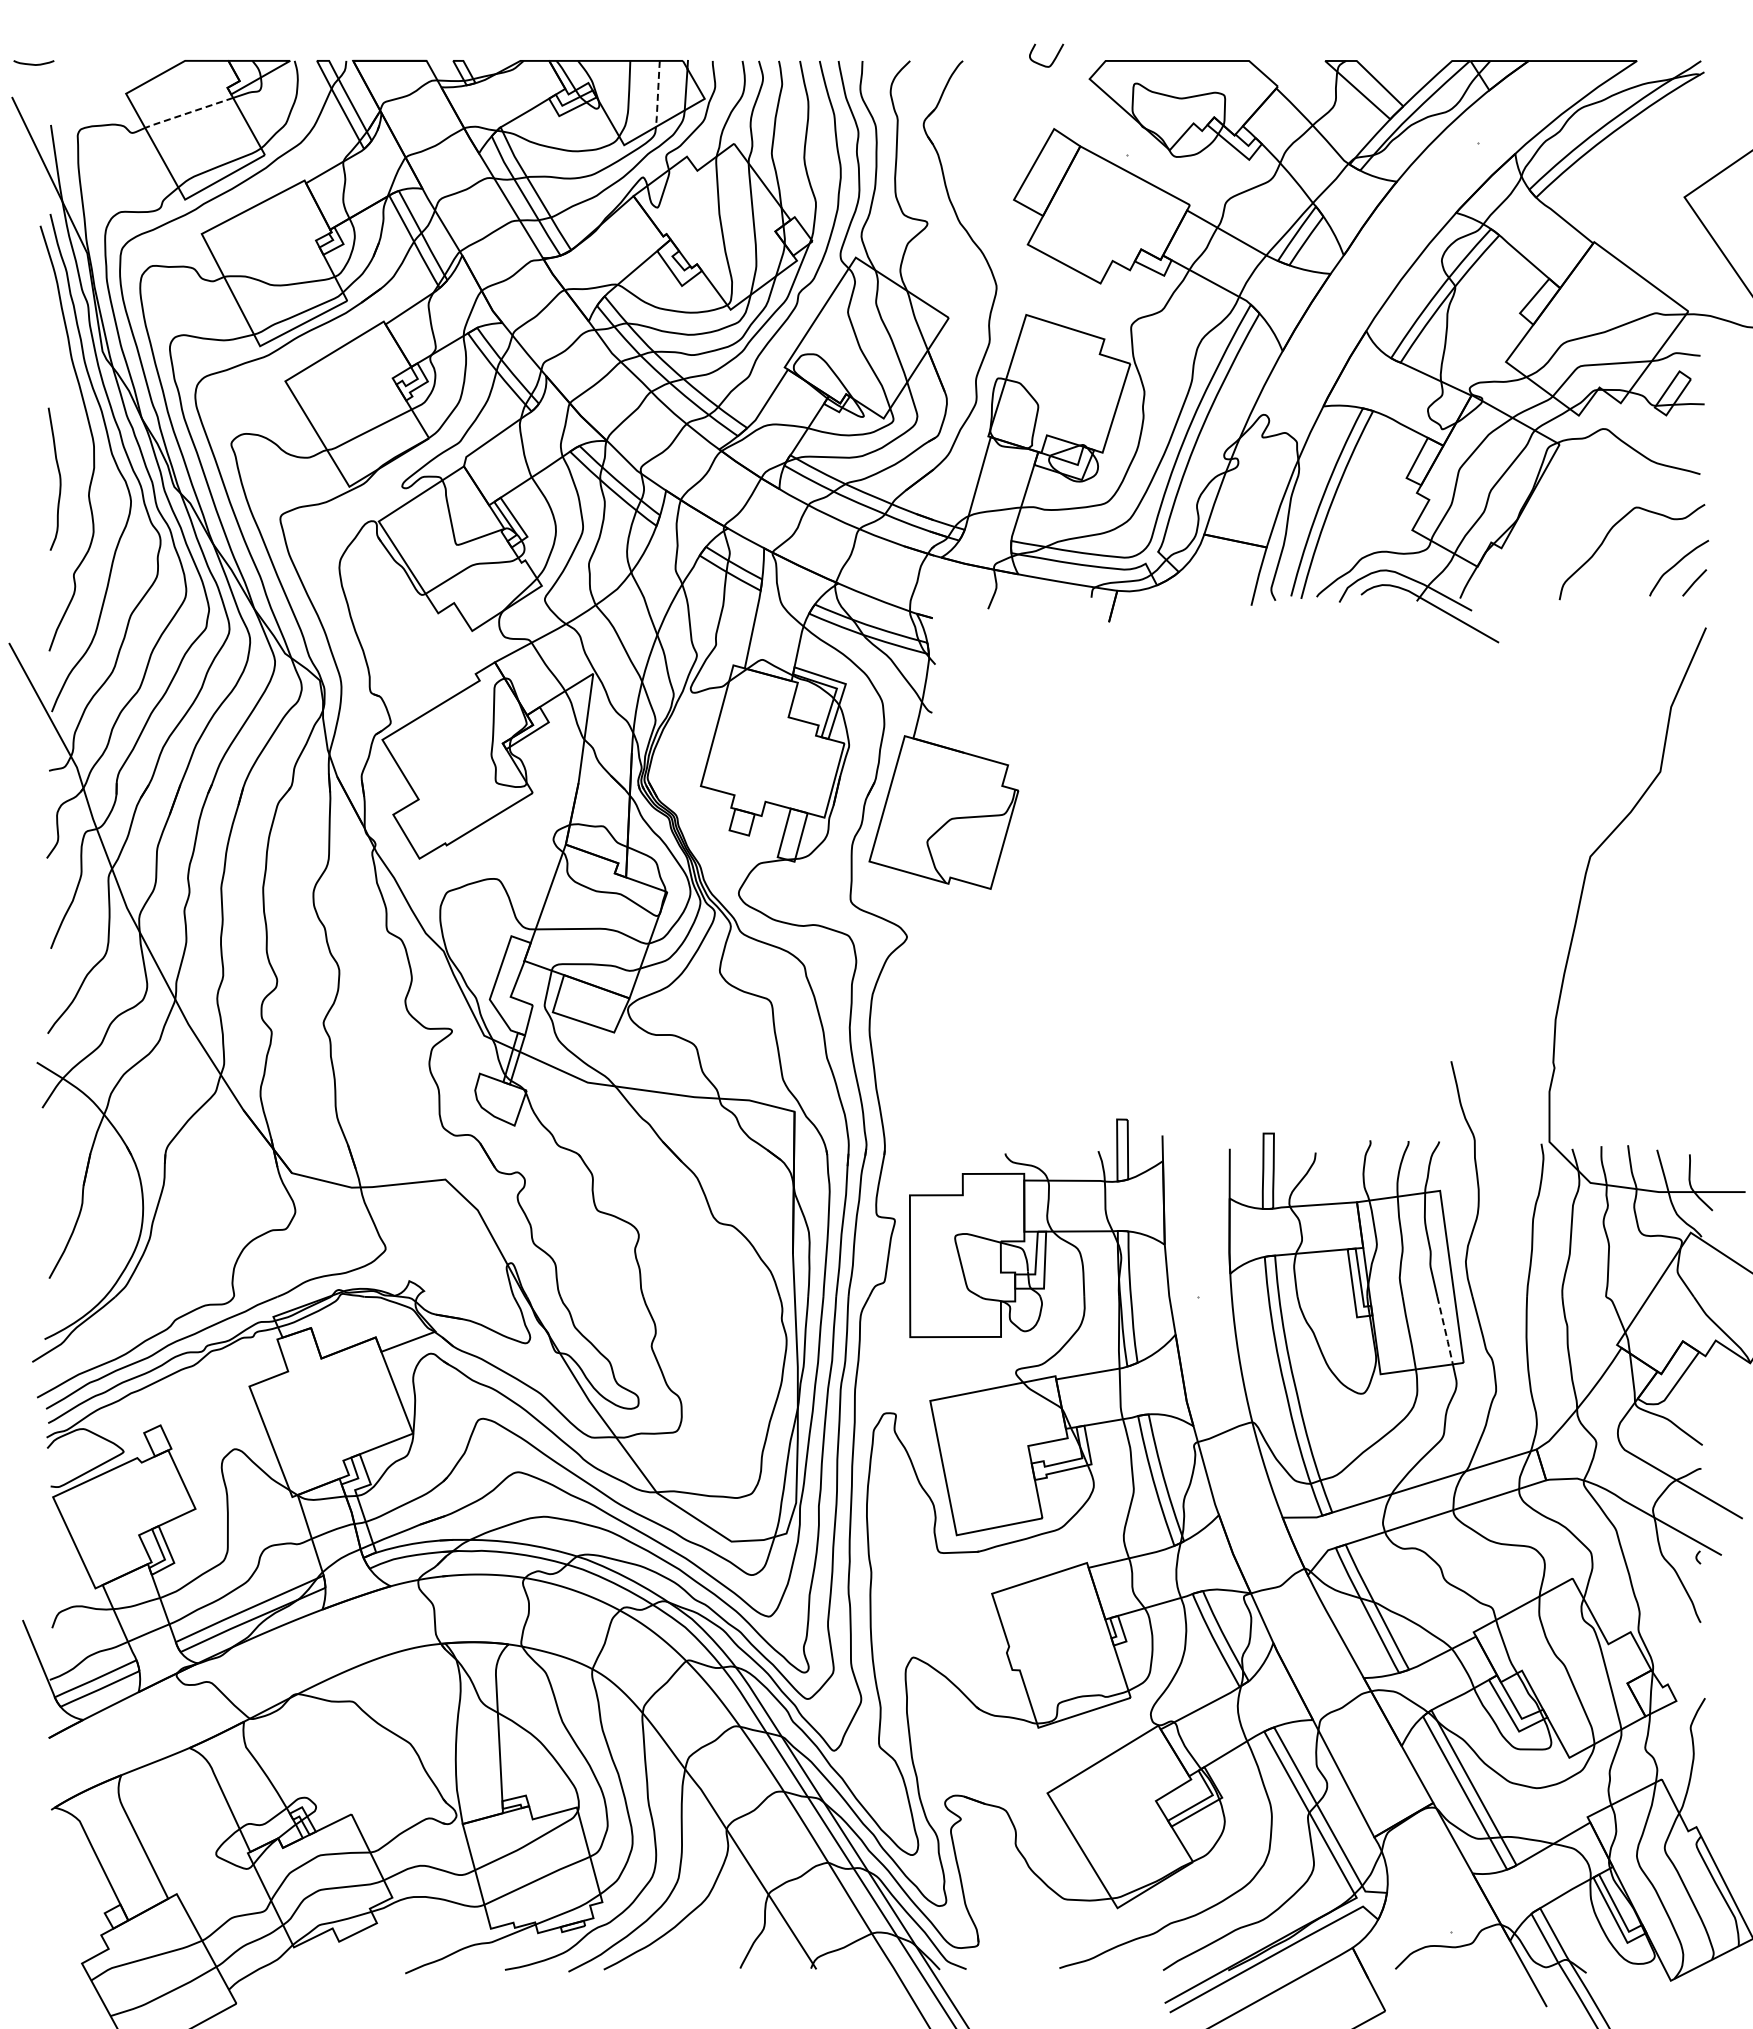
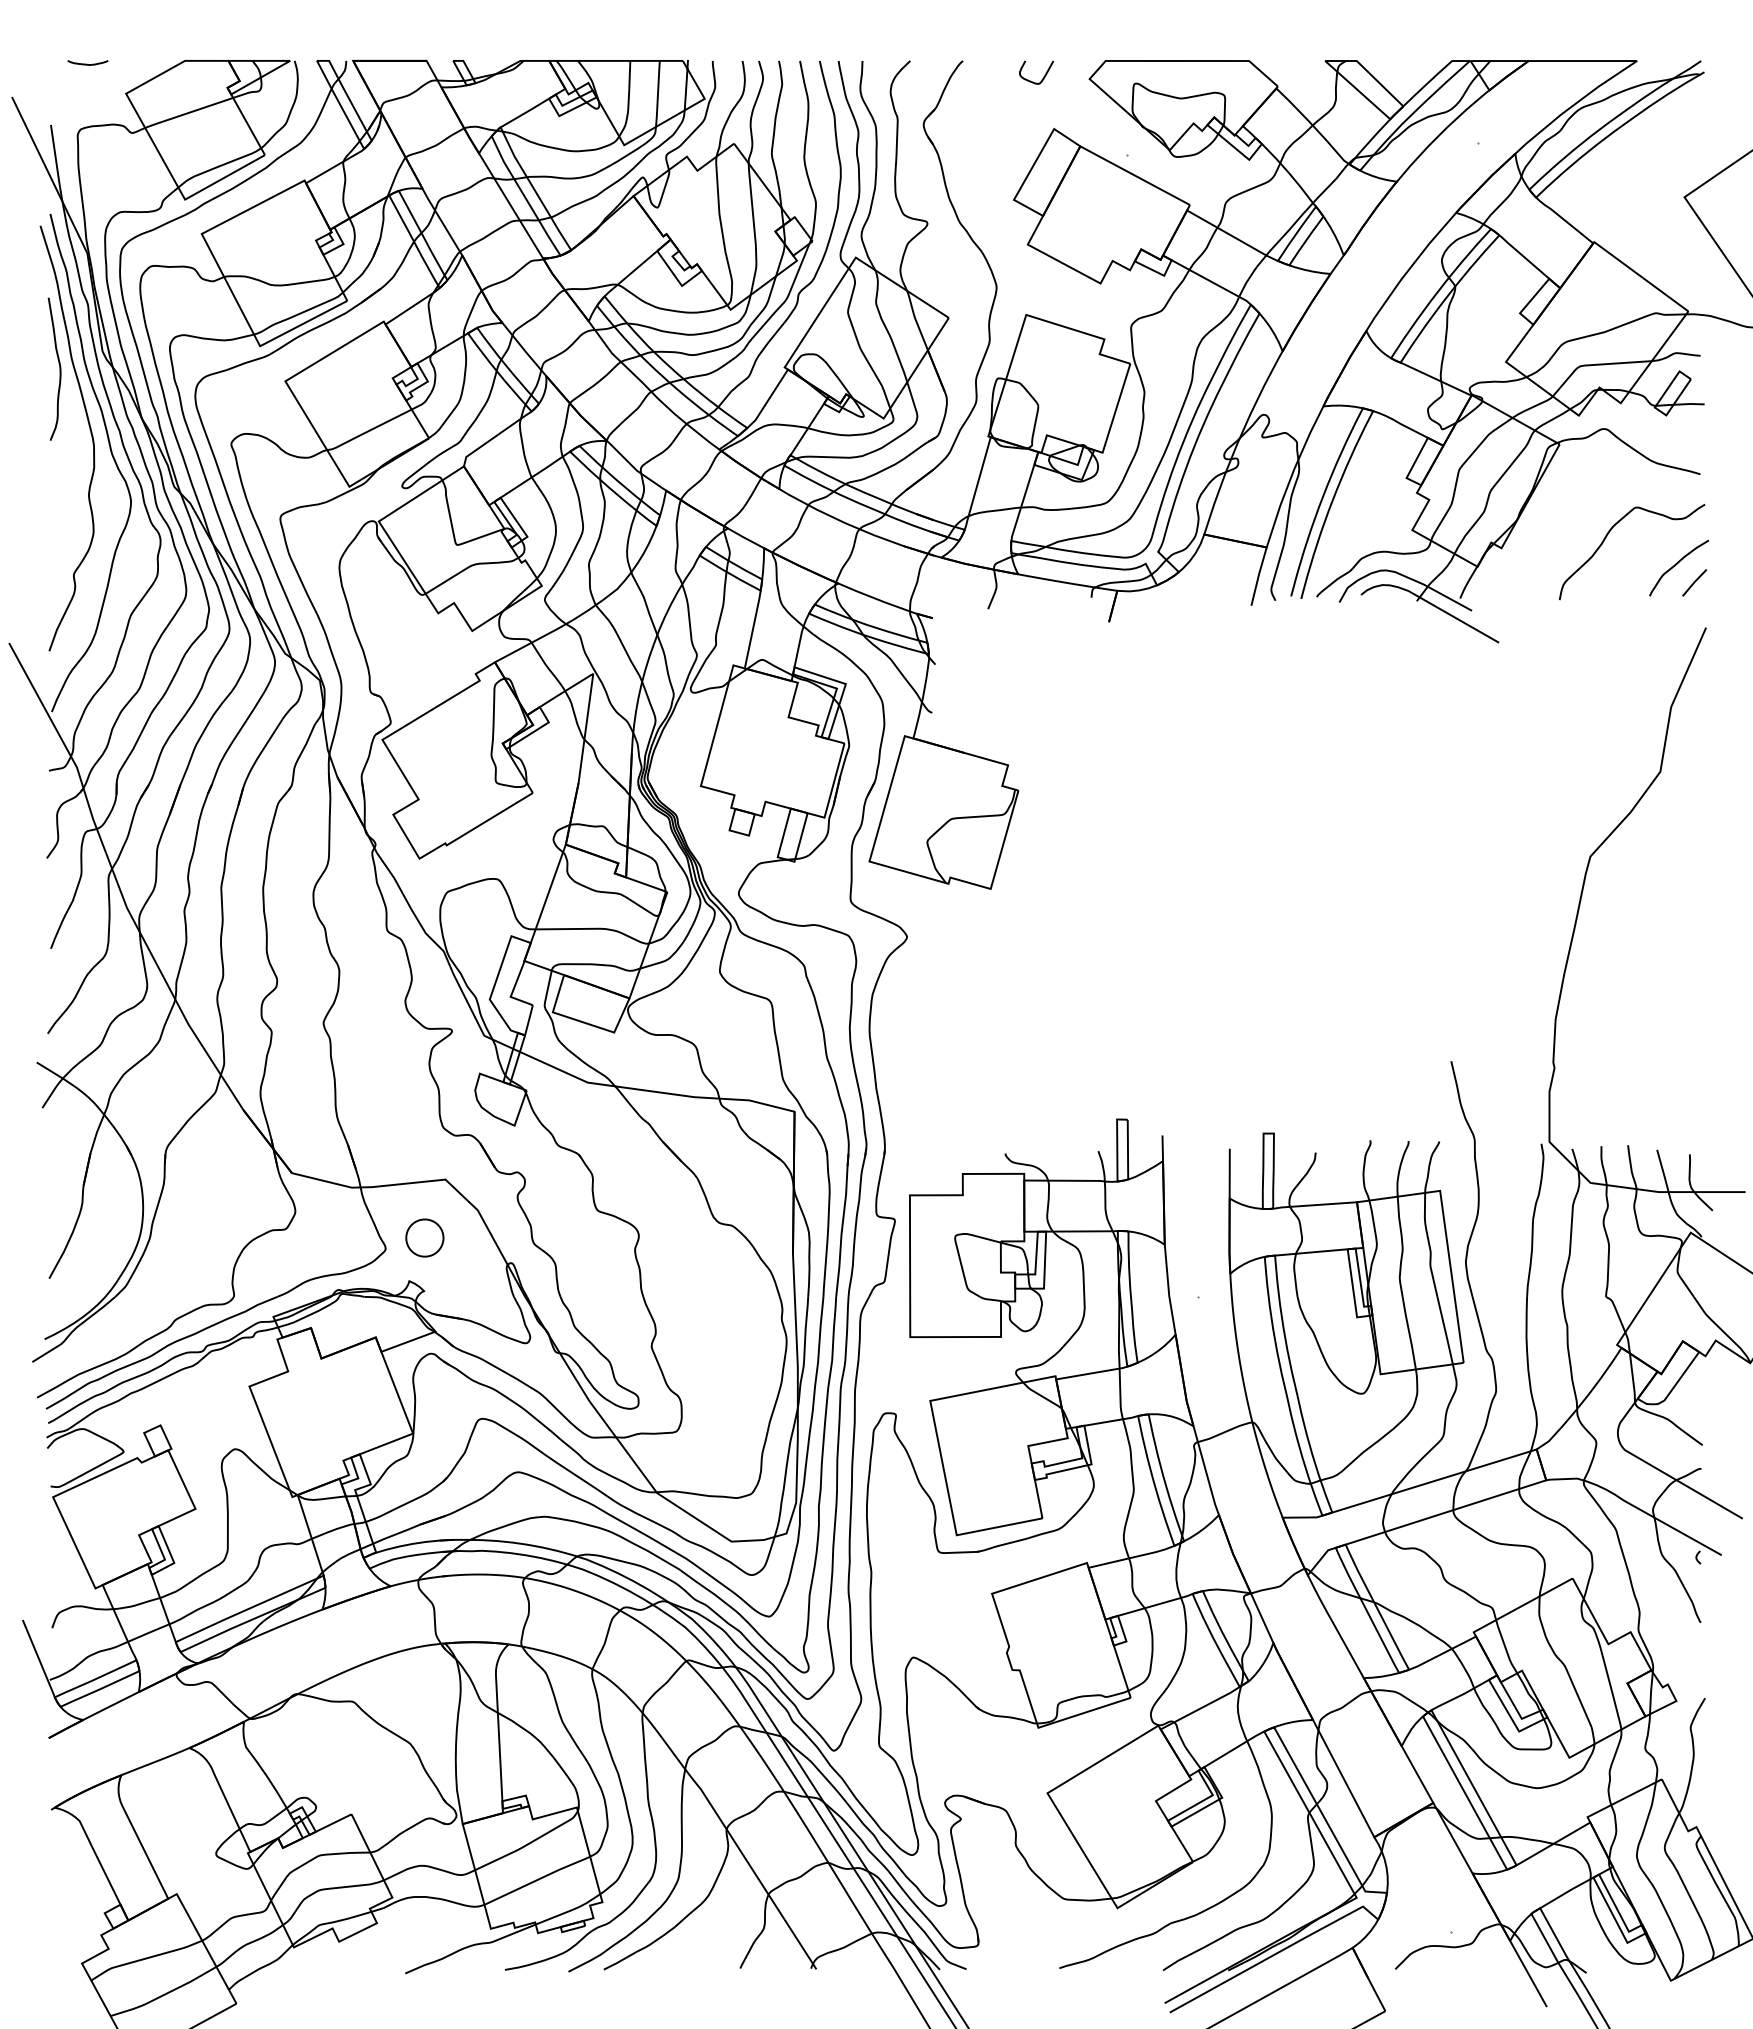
curve position: (1053, 59) -> (1043, 76) (1043, 76)
curve position: (33, 63) -> (87, 63) (87, 63)
line: dashed -> solid (658, 94)
line: dashed -> solid (187, 113)
curve position: (59, 478) -> (59, 368) (59, 368)
part: none -> present (424, 1237)
line: dashed -> solid (1445, 1331)
